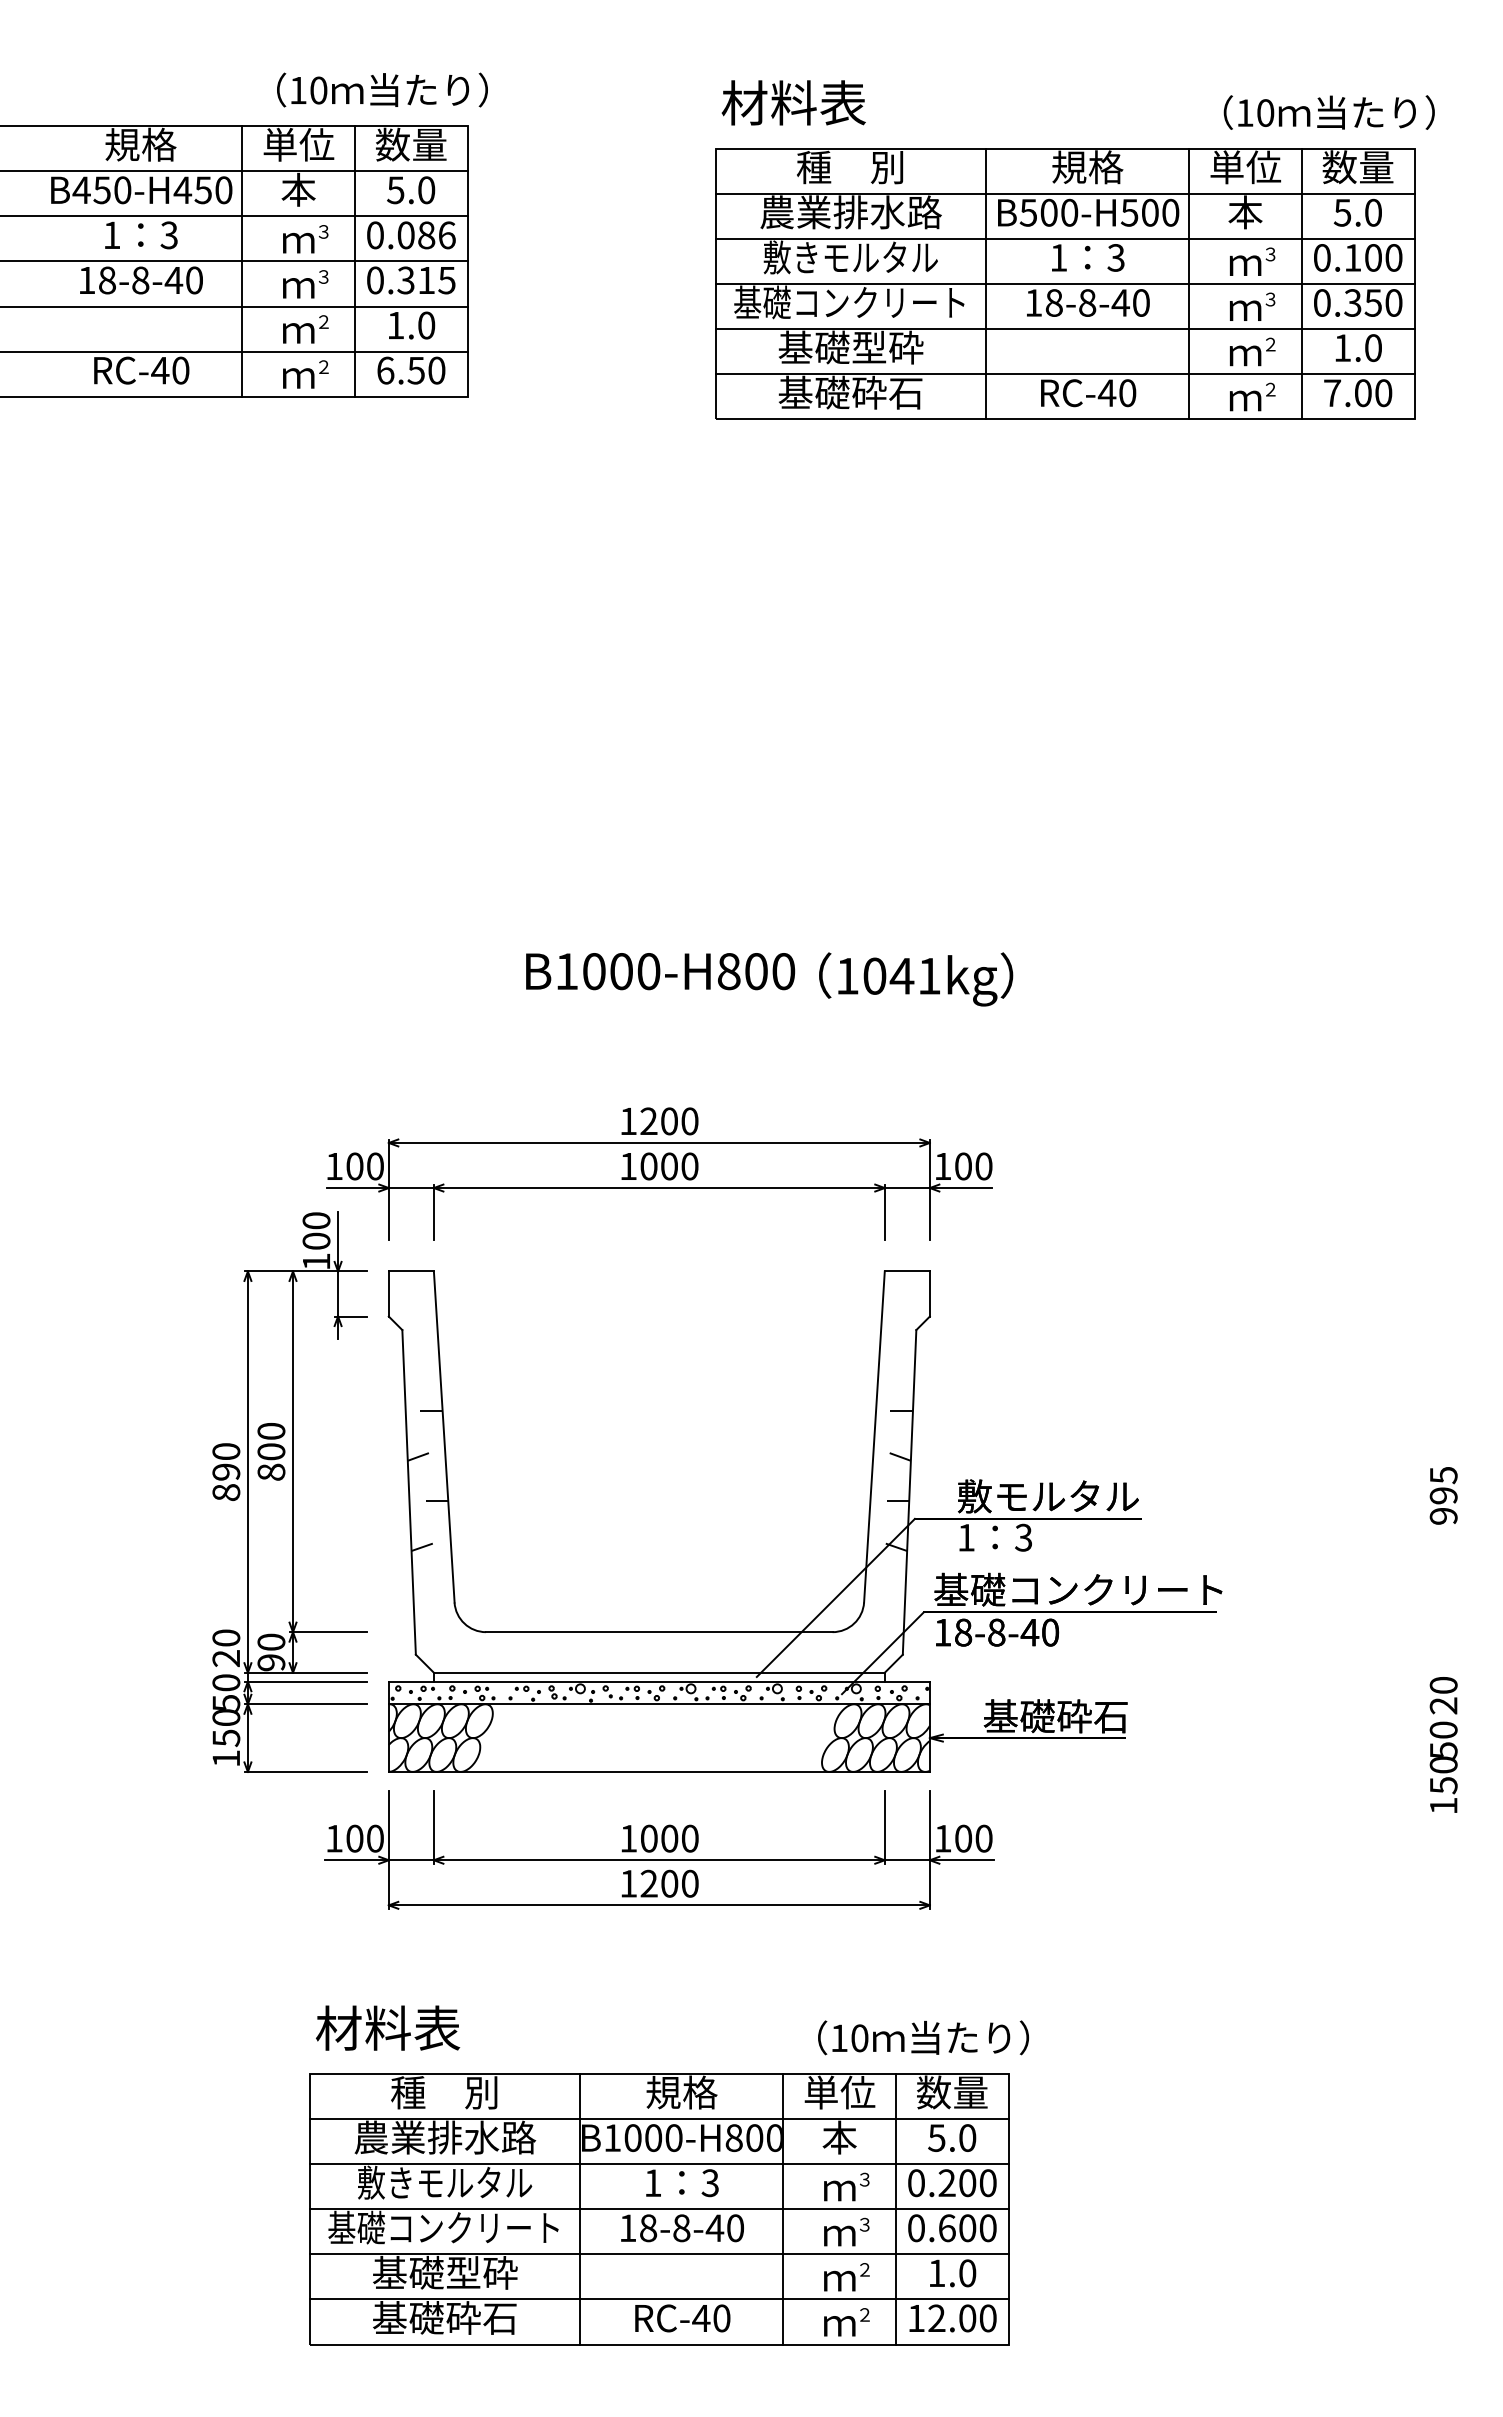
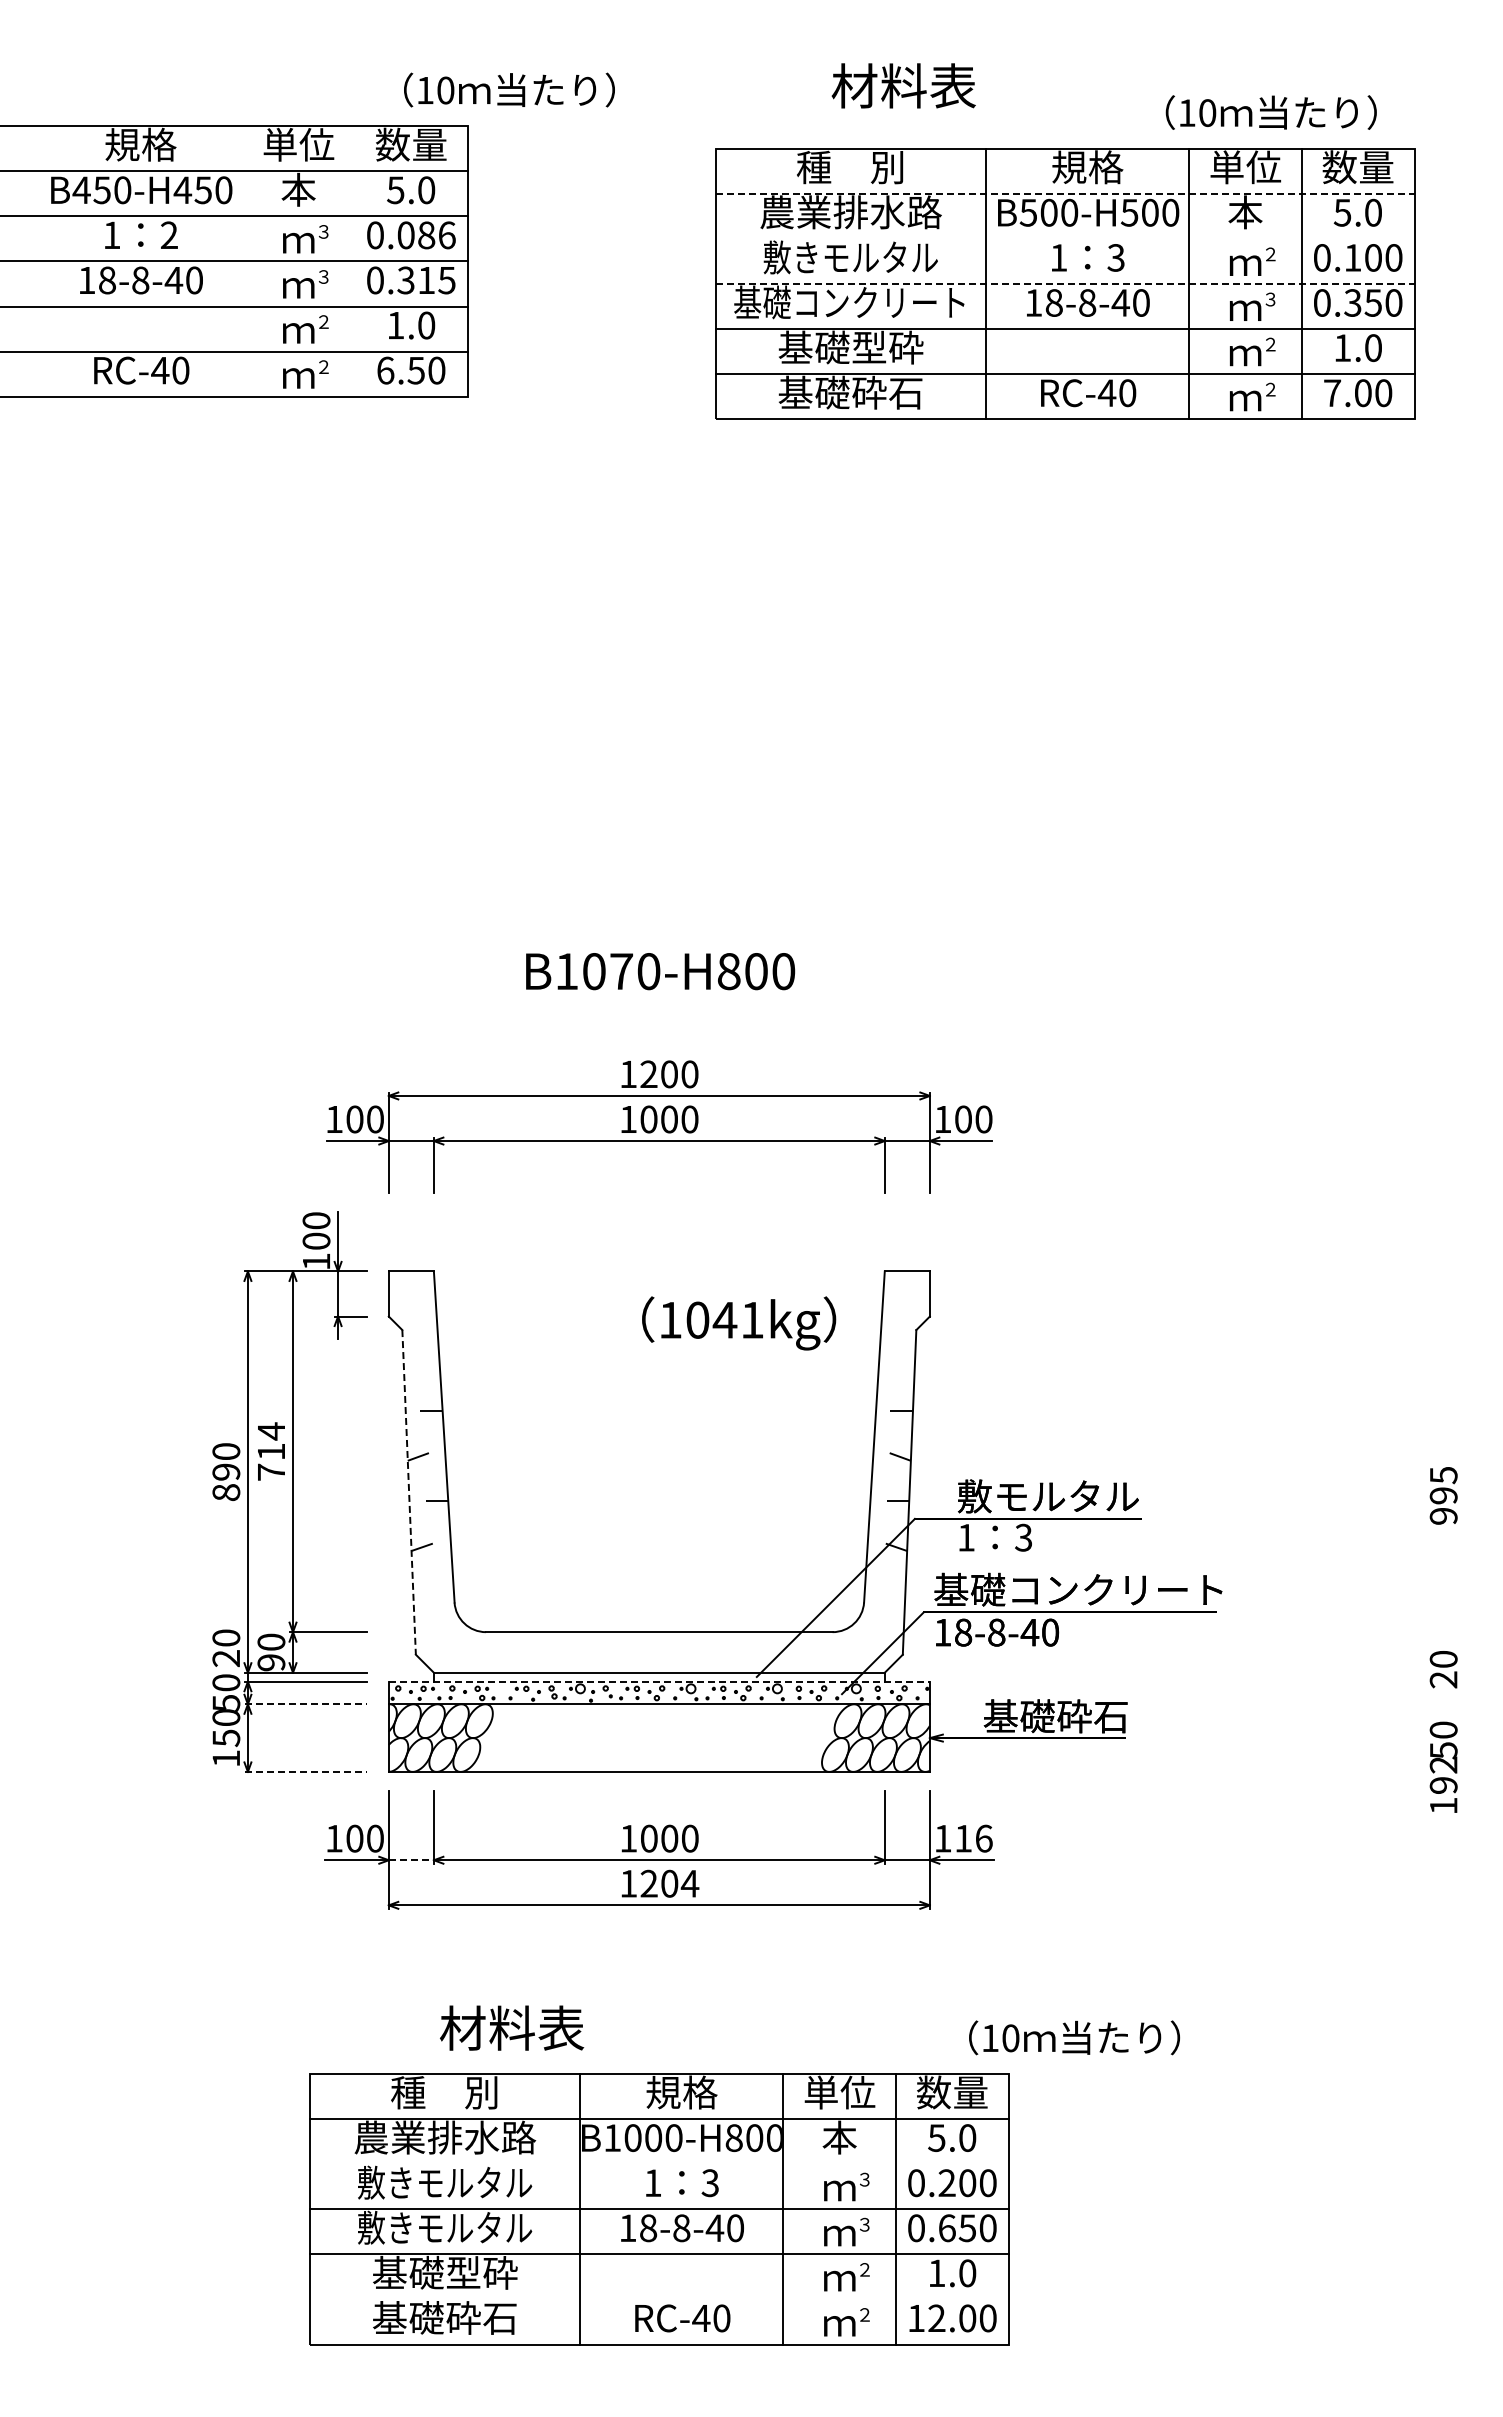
text position: (382, 89) -> (509, 89) (509, 89)
text position: (793, 102) -> (903, 85) (903, 85)
text position: (1328, 112) -> (1270, 112) (1270, 112)
line: solid -> dashed (1065, 193)
text: 3 -> 2 (168, 235)
line: present -> none (1064, 238)
text: ３ -> ２ (1270, 254)
line: present -> none (242, 261)
line: present -> none (355, 261)
line: solid -> dashed (1065, 284)
text: B1000-H800 -> B1070-H800 (621, 971)
text position: (916, 979) -> (739, 1323) (739, 1323)
part position: (659, 1173) -> (659, 1126) (659, 1126)
text: 800 -> 714 (271, 1451)
line: solid -> dashed (409, 1492)
line: solid -> dashed (659, 1681)
text position: (1443, 1695) -> (1443, 1669) (1443, 1669)
line: solid -> dashed (306, 1704)
line: solid -> dashed (306, 1771)
text: 150 -> 192 (1443, 1775)
text: 100 -> 116 (973, 1838)
line: solid -> dashed (411, 1860)
text: 1200 -> 1204 (689, 1883)
text position: (388, 2027) -> (512, 2027) (512, 2027)
text position: (923, 2037) -> (1074, 2037) (1074, 2037)
line: present -> none (658, 2164)
text: 基礎コンクリート -> 敷きモルタル (443, 2227)
text: 0.600 -> 0.650 (967, 2228)
line: present -> none (658, 2299)
